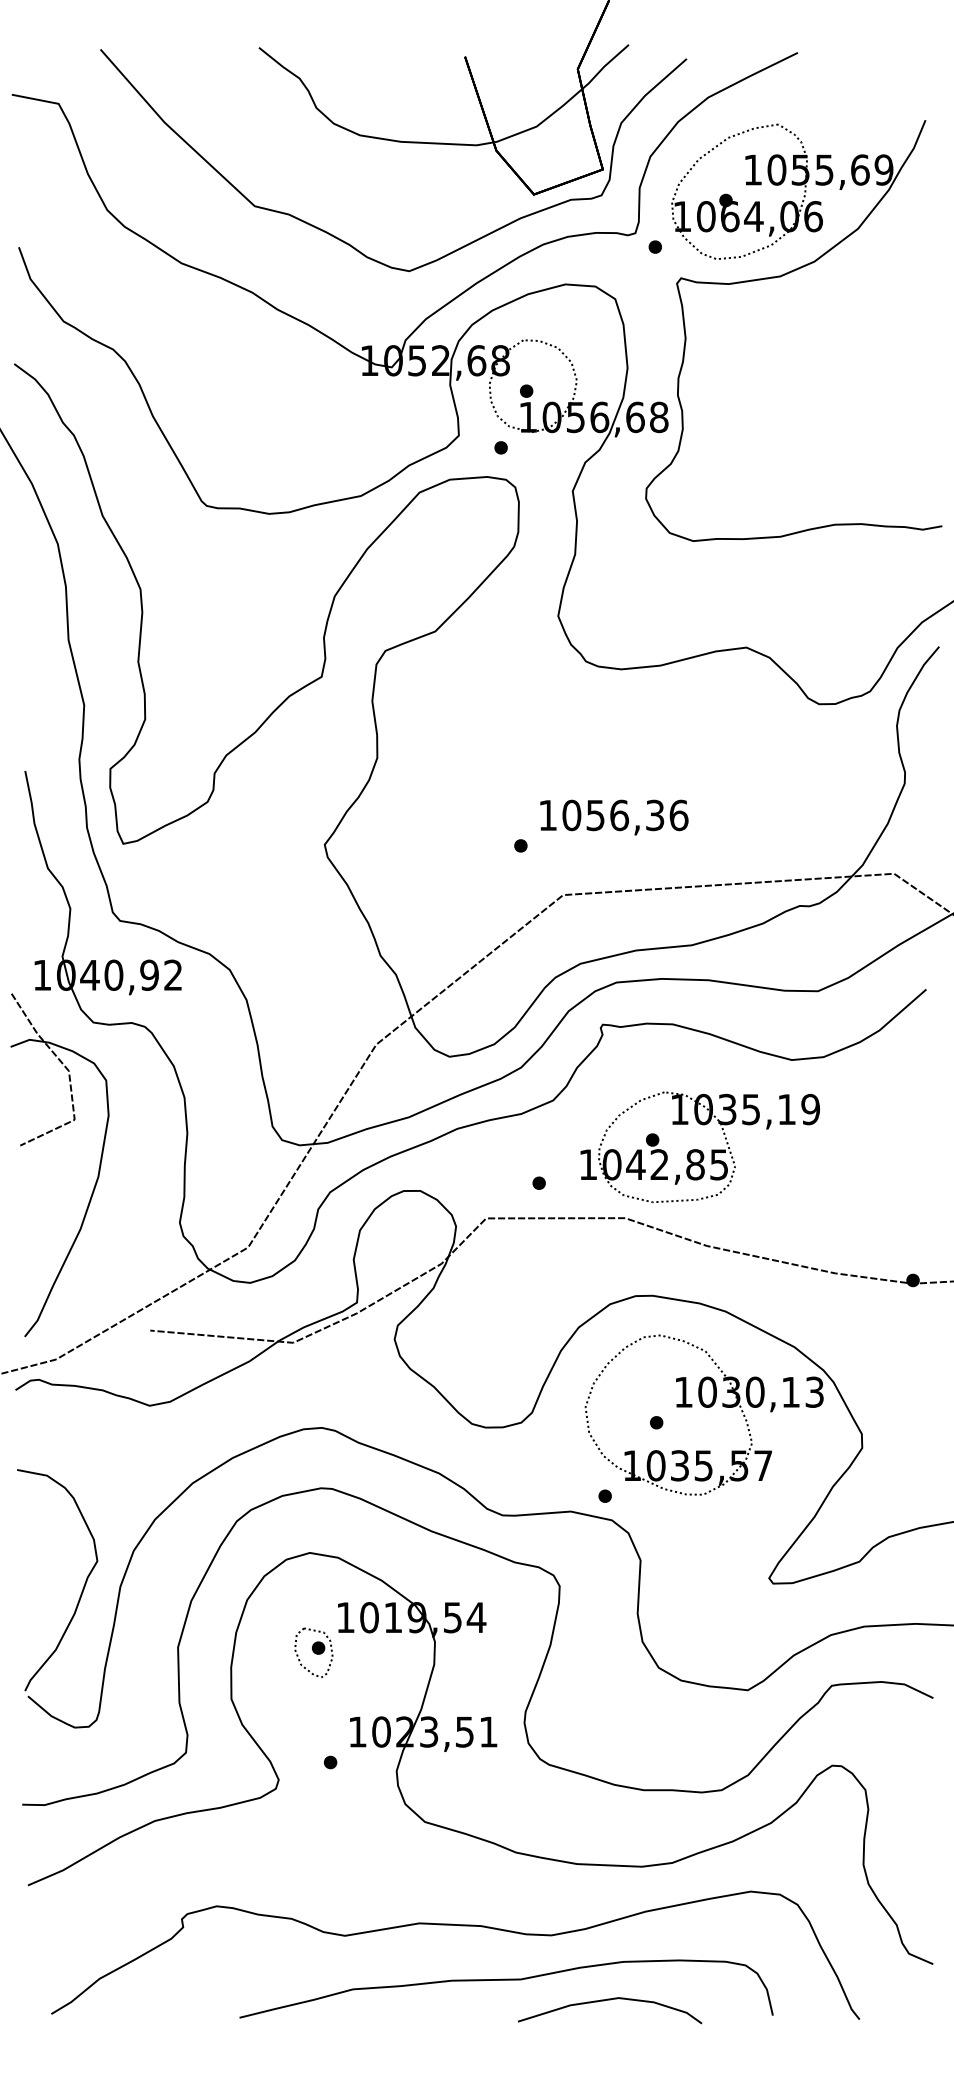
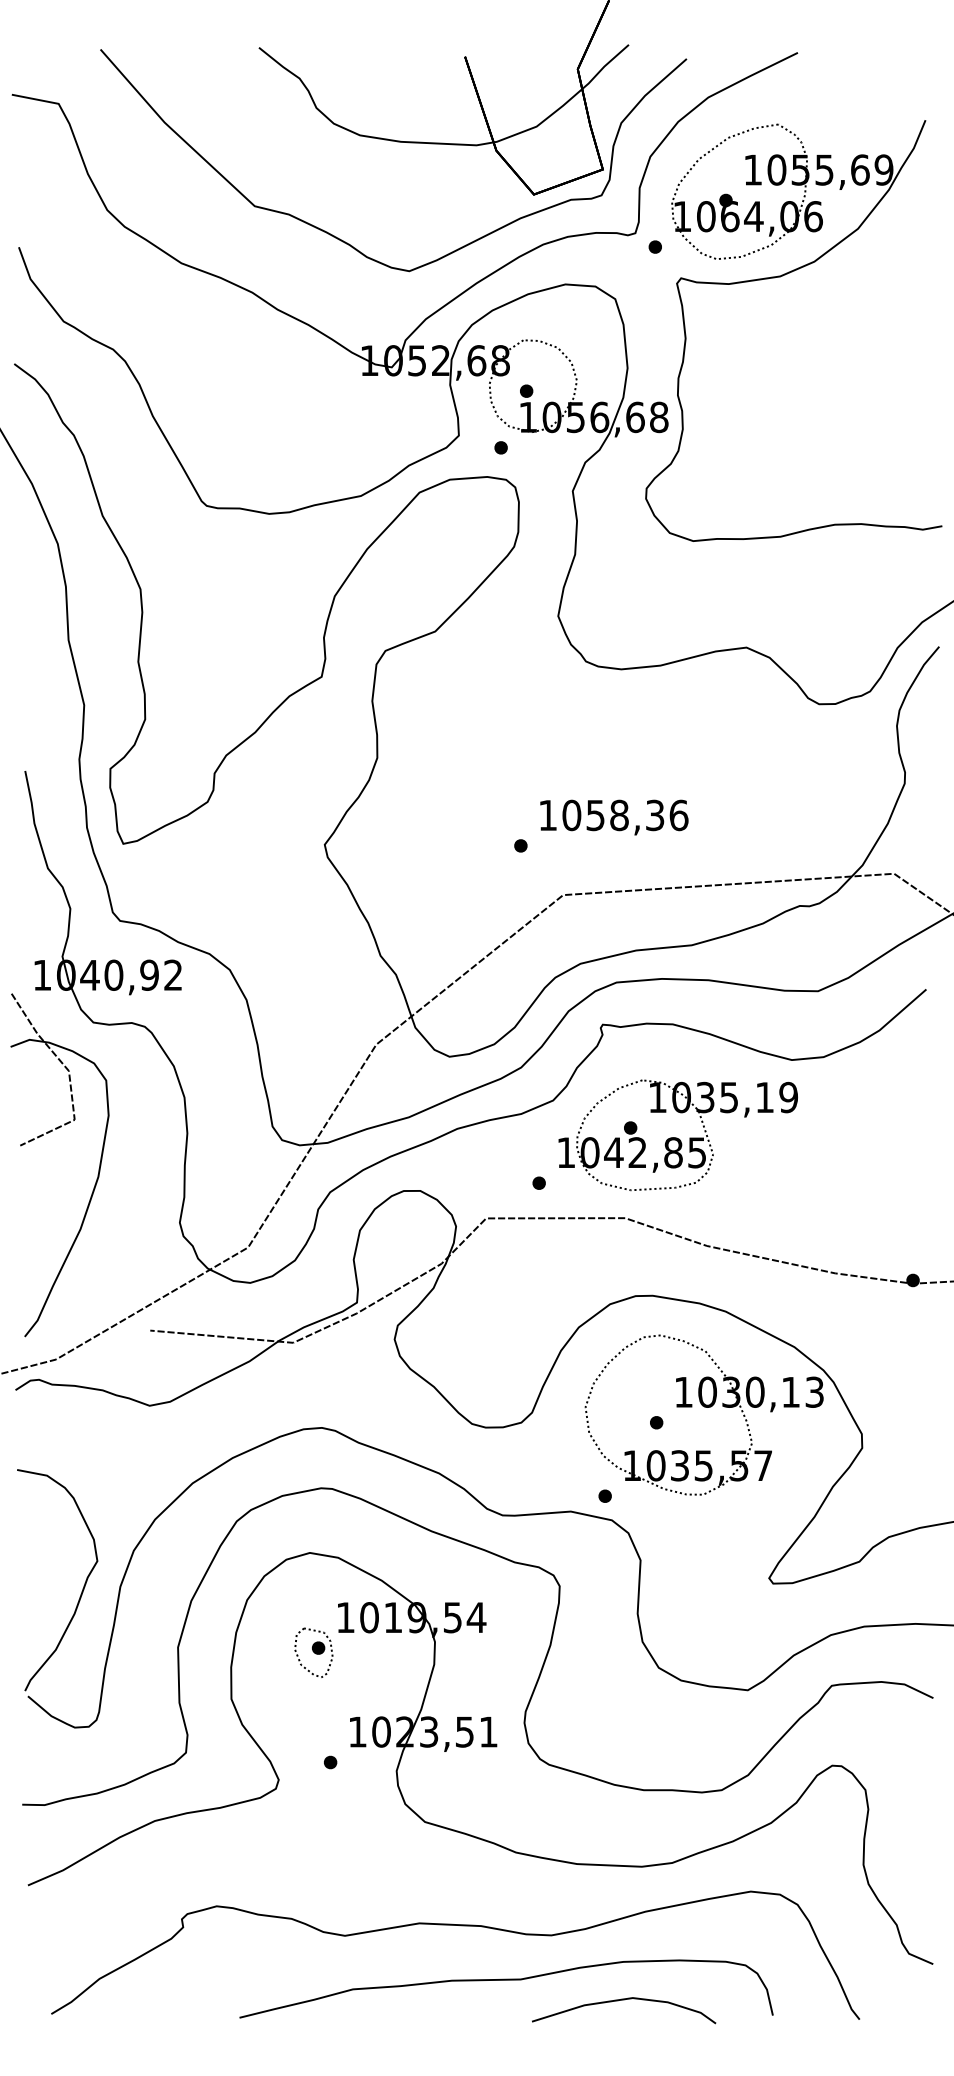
text: 1056,36 -> 1058,36 (619, 814)
part position: (699, 1147) -> (677, 1135) (677, 1135)
curve position: (610, 2000) -> (624, 2000) (624, 2000)
